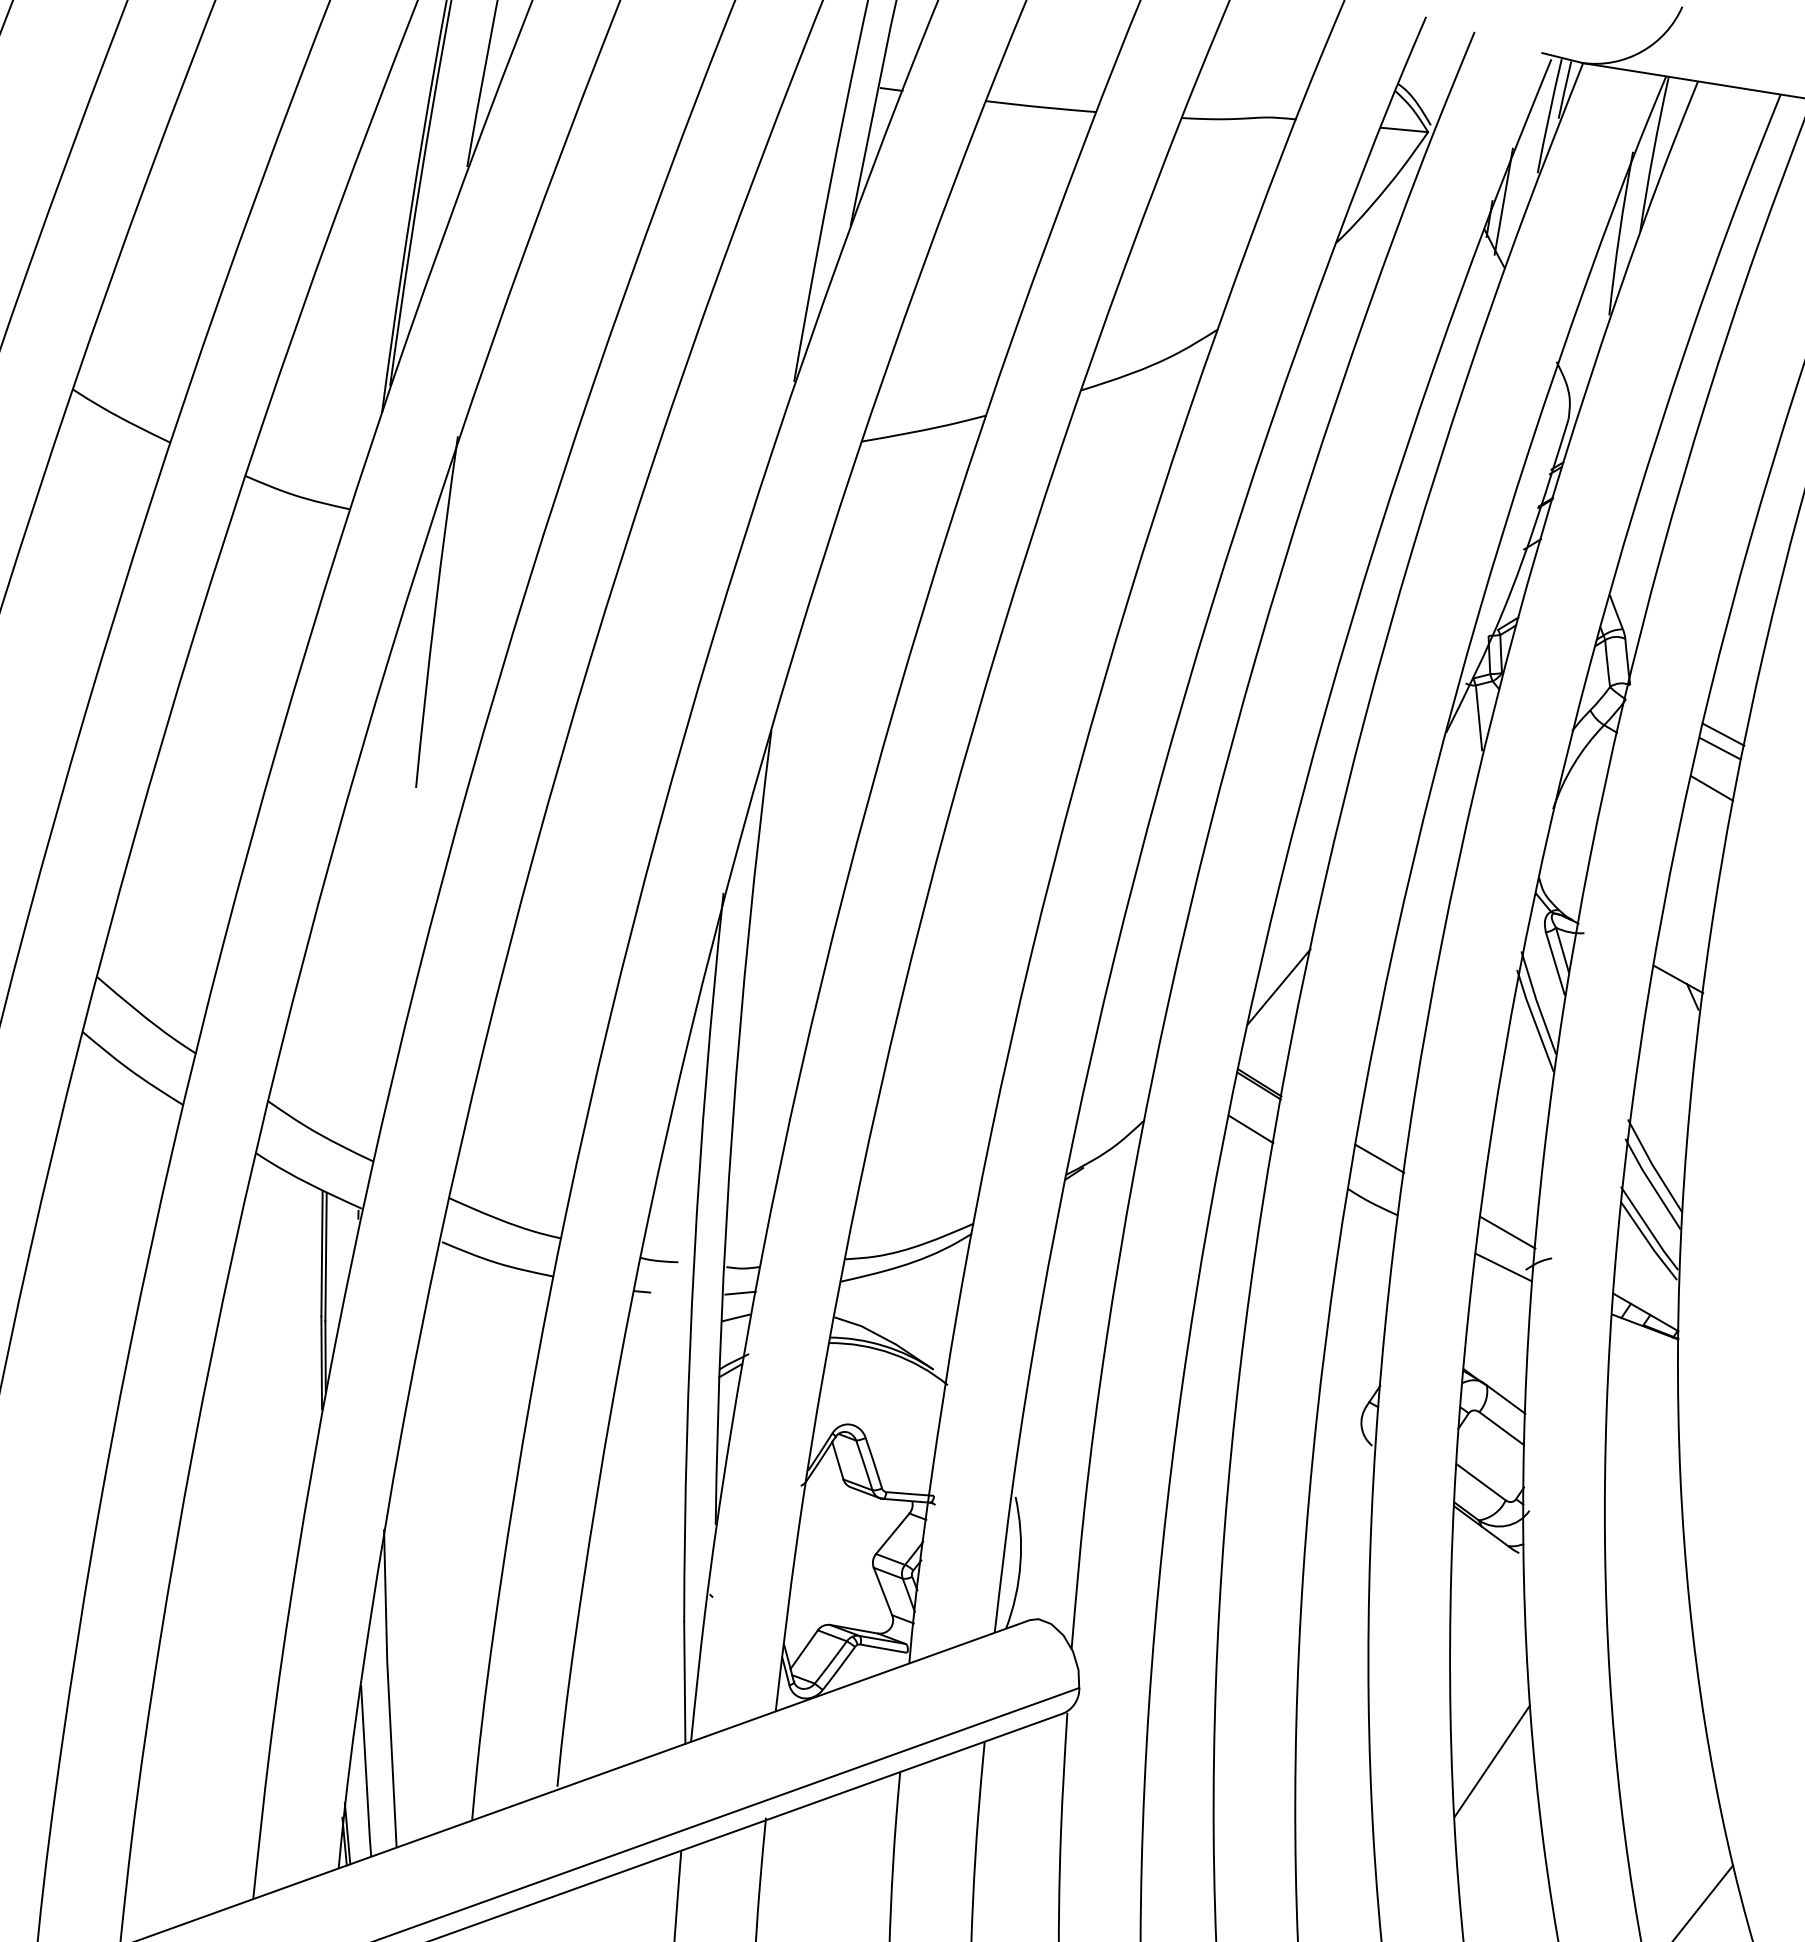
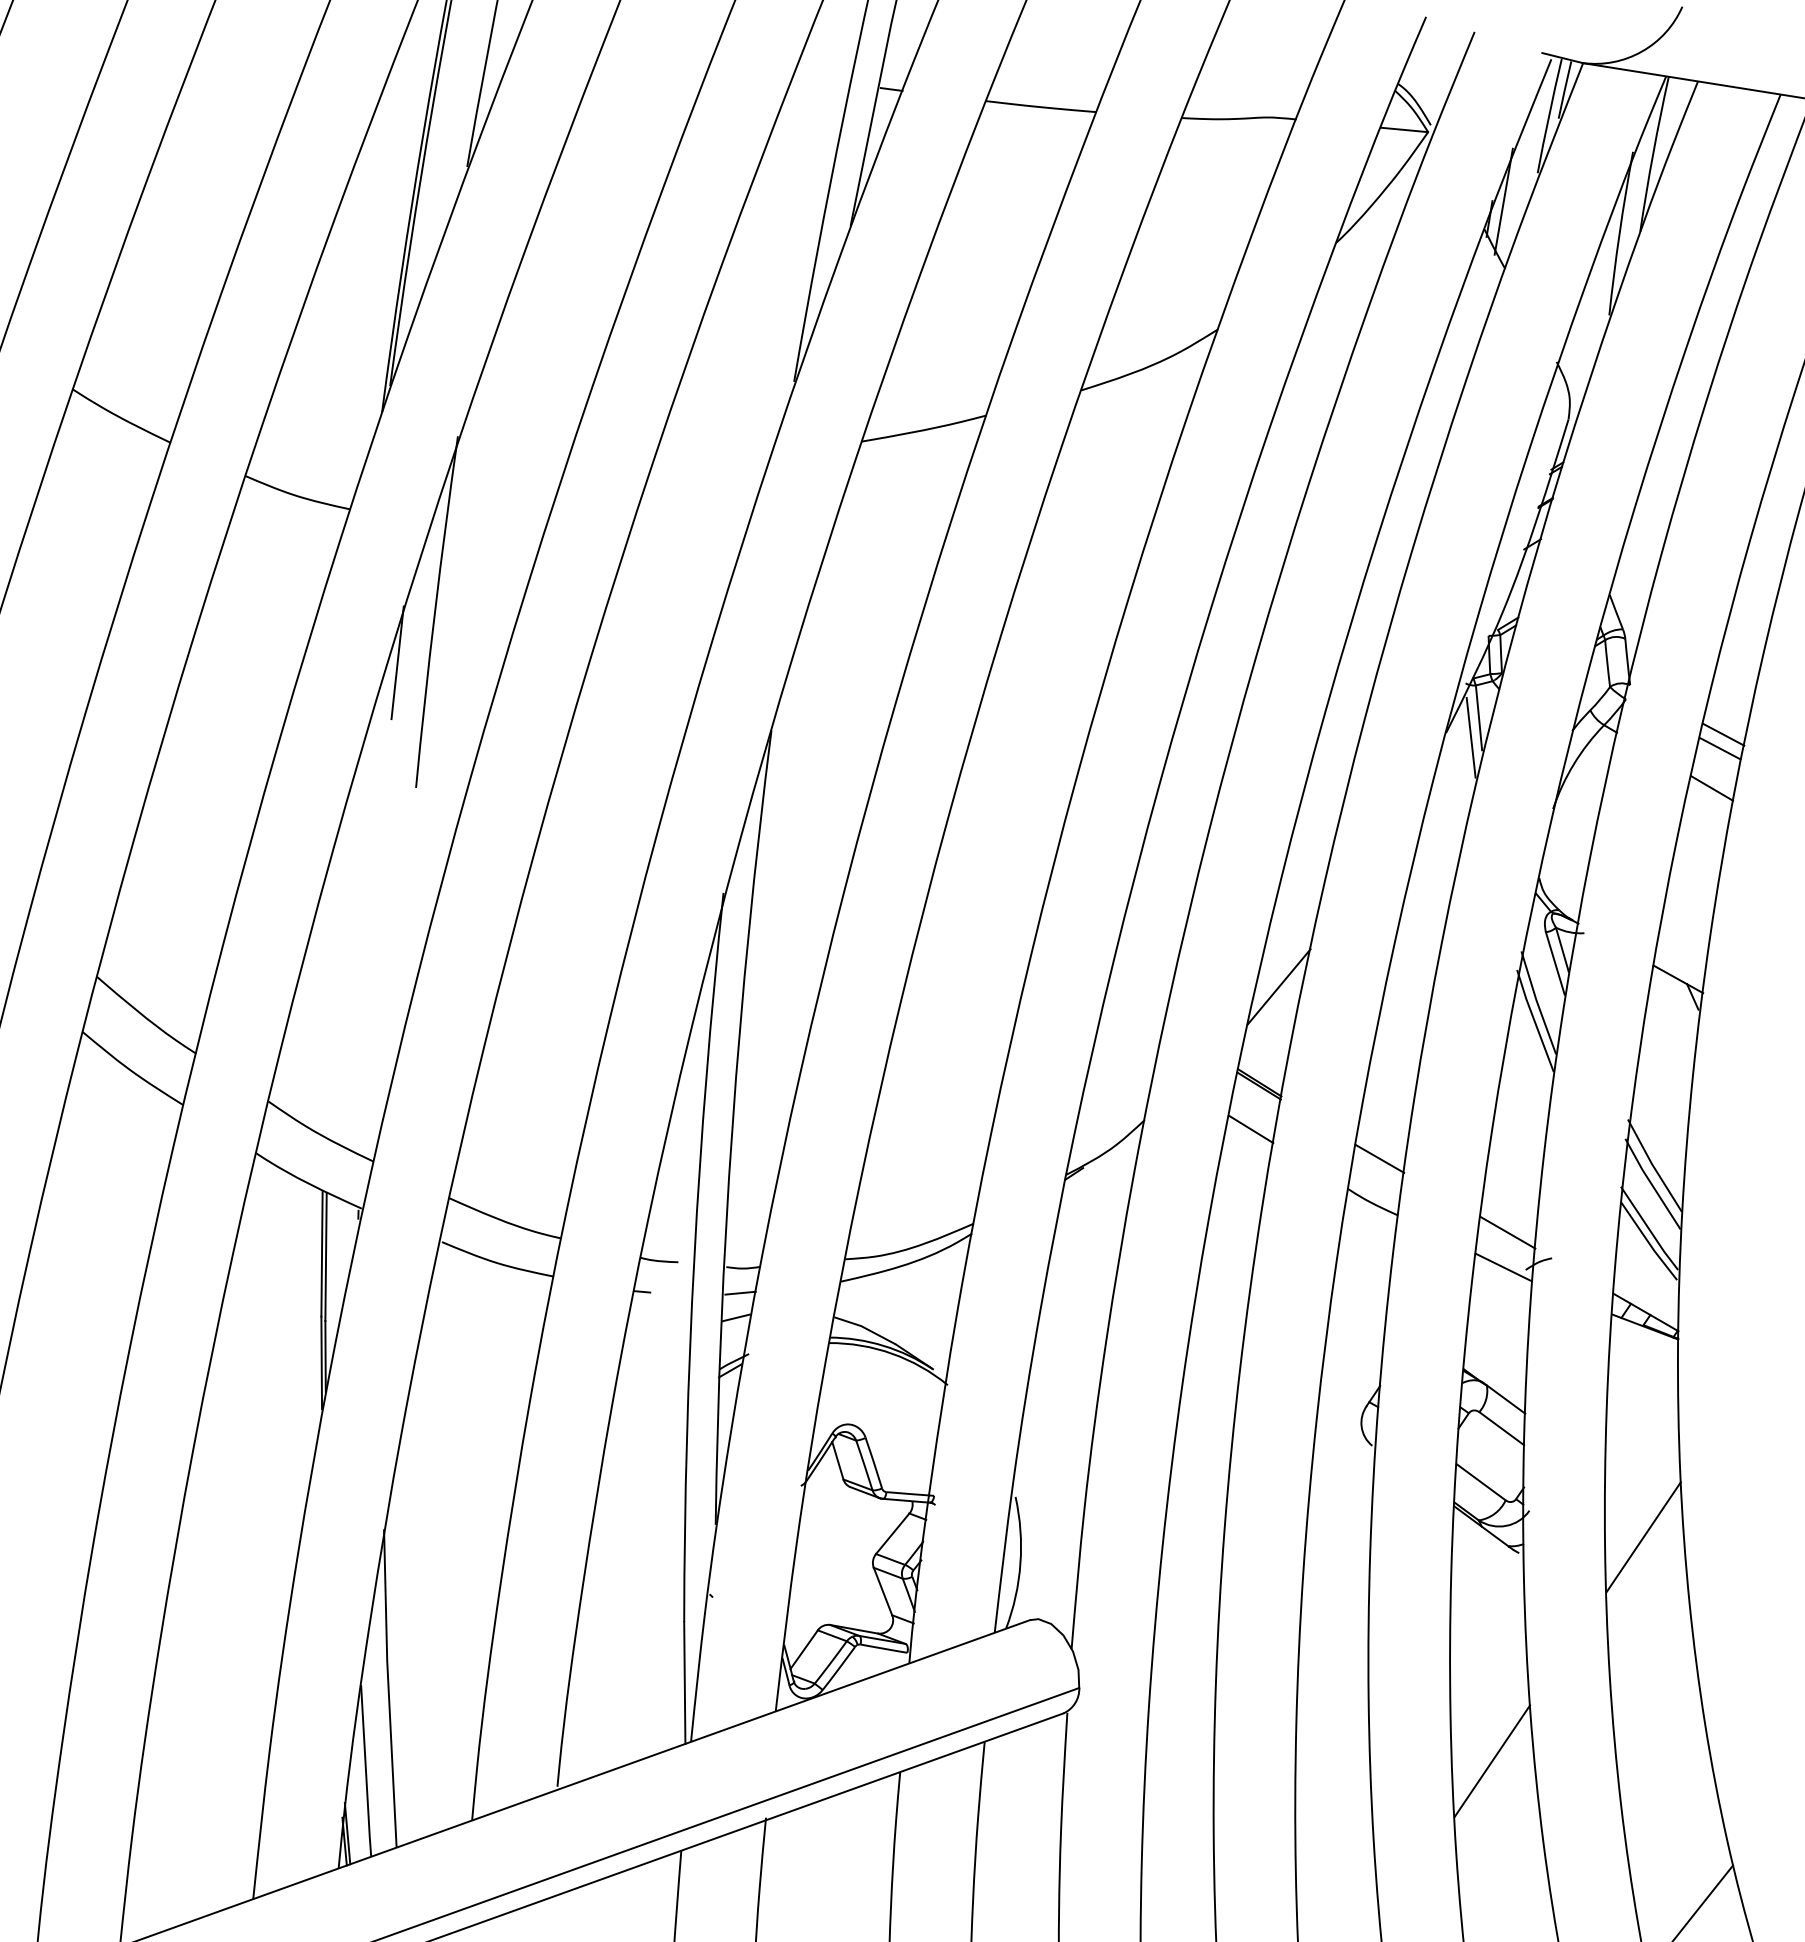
line: none -> present (397, 662)
line: none -> present (1470, 737)
line: none -> present (1643, 1536)
